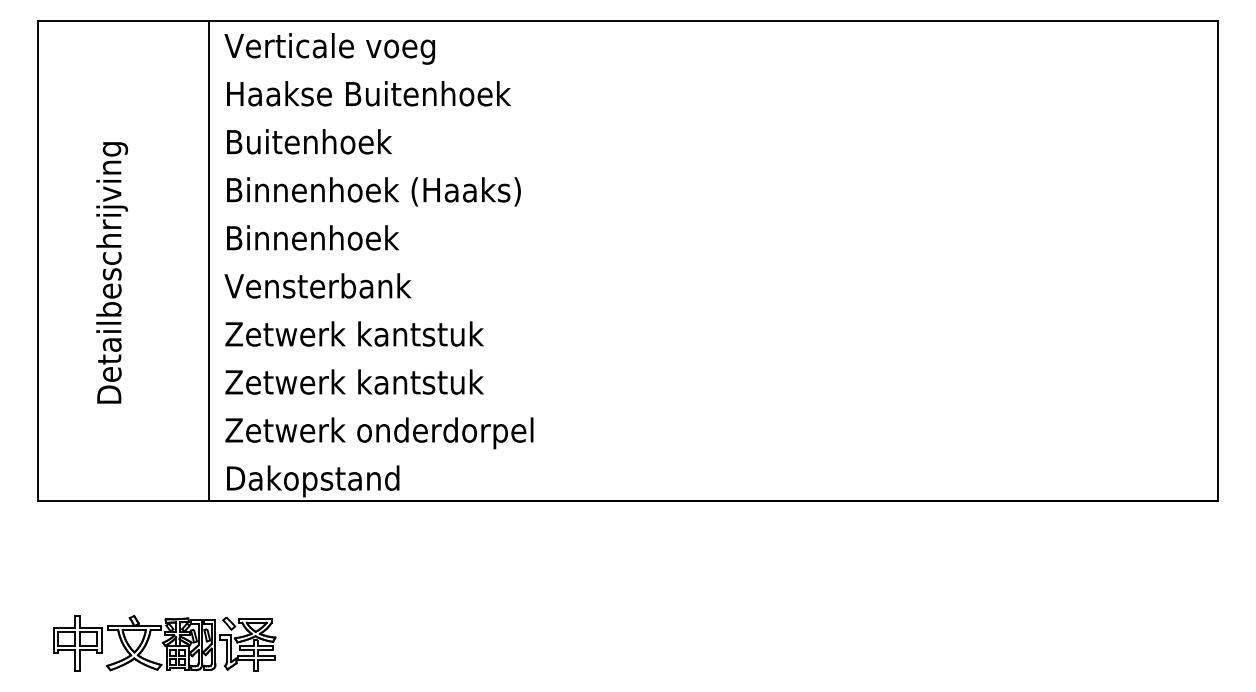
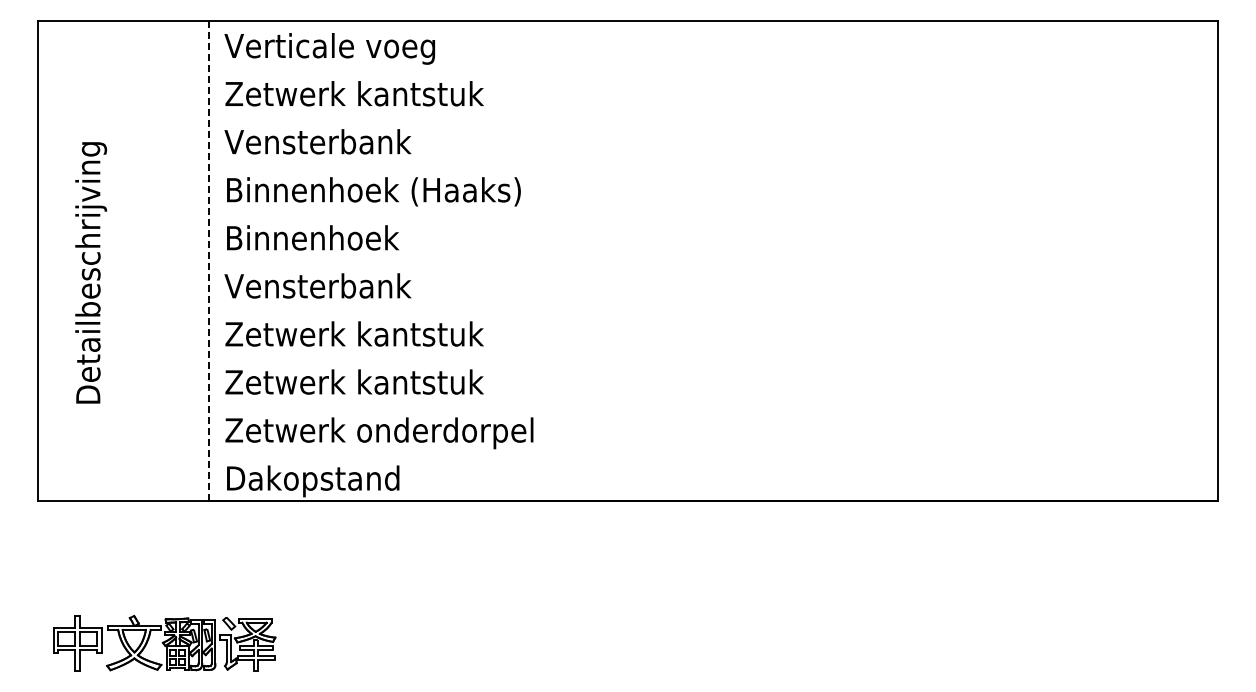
text: Haakse Buitenhoek -> Zetwerk kantstuk (367, 93)
text: Buitenhoek -> Vensterbank (317, 141)
line: solid -> dashed (209, 261)
text position: (112, 272) -> (91, 272) (91, 272)
